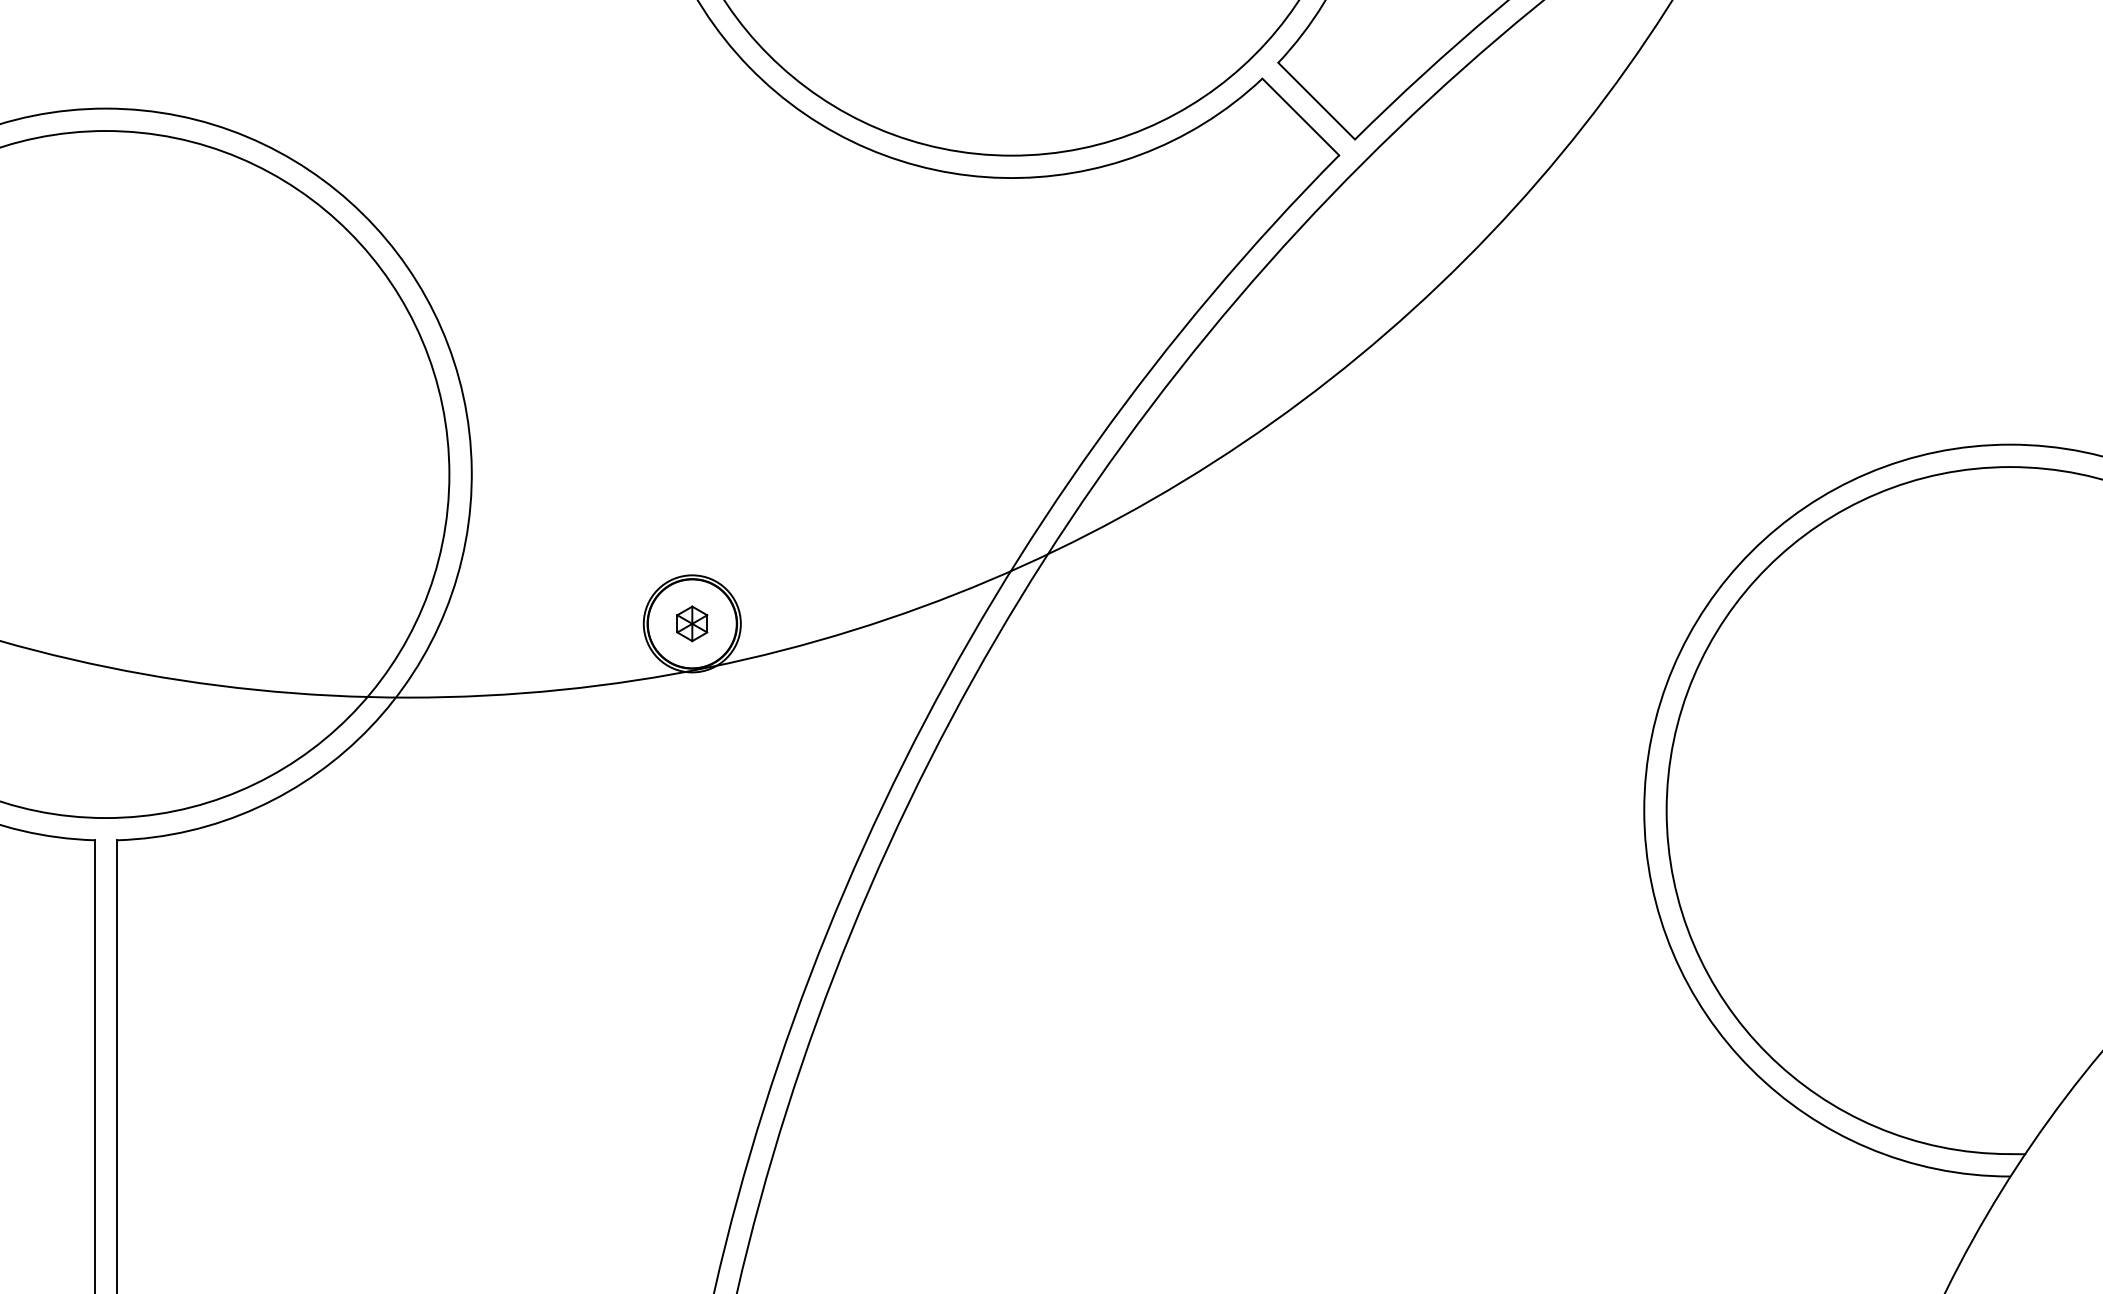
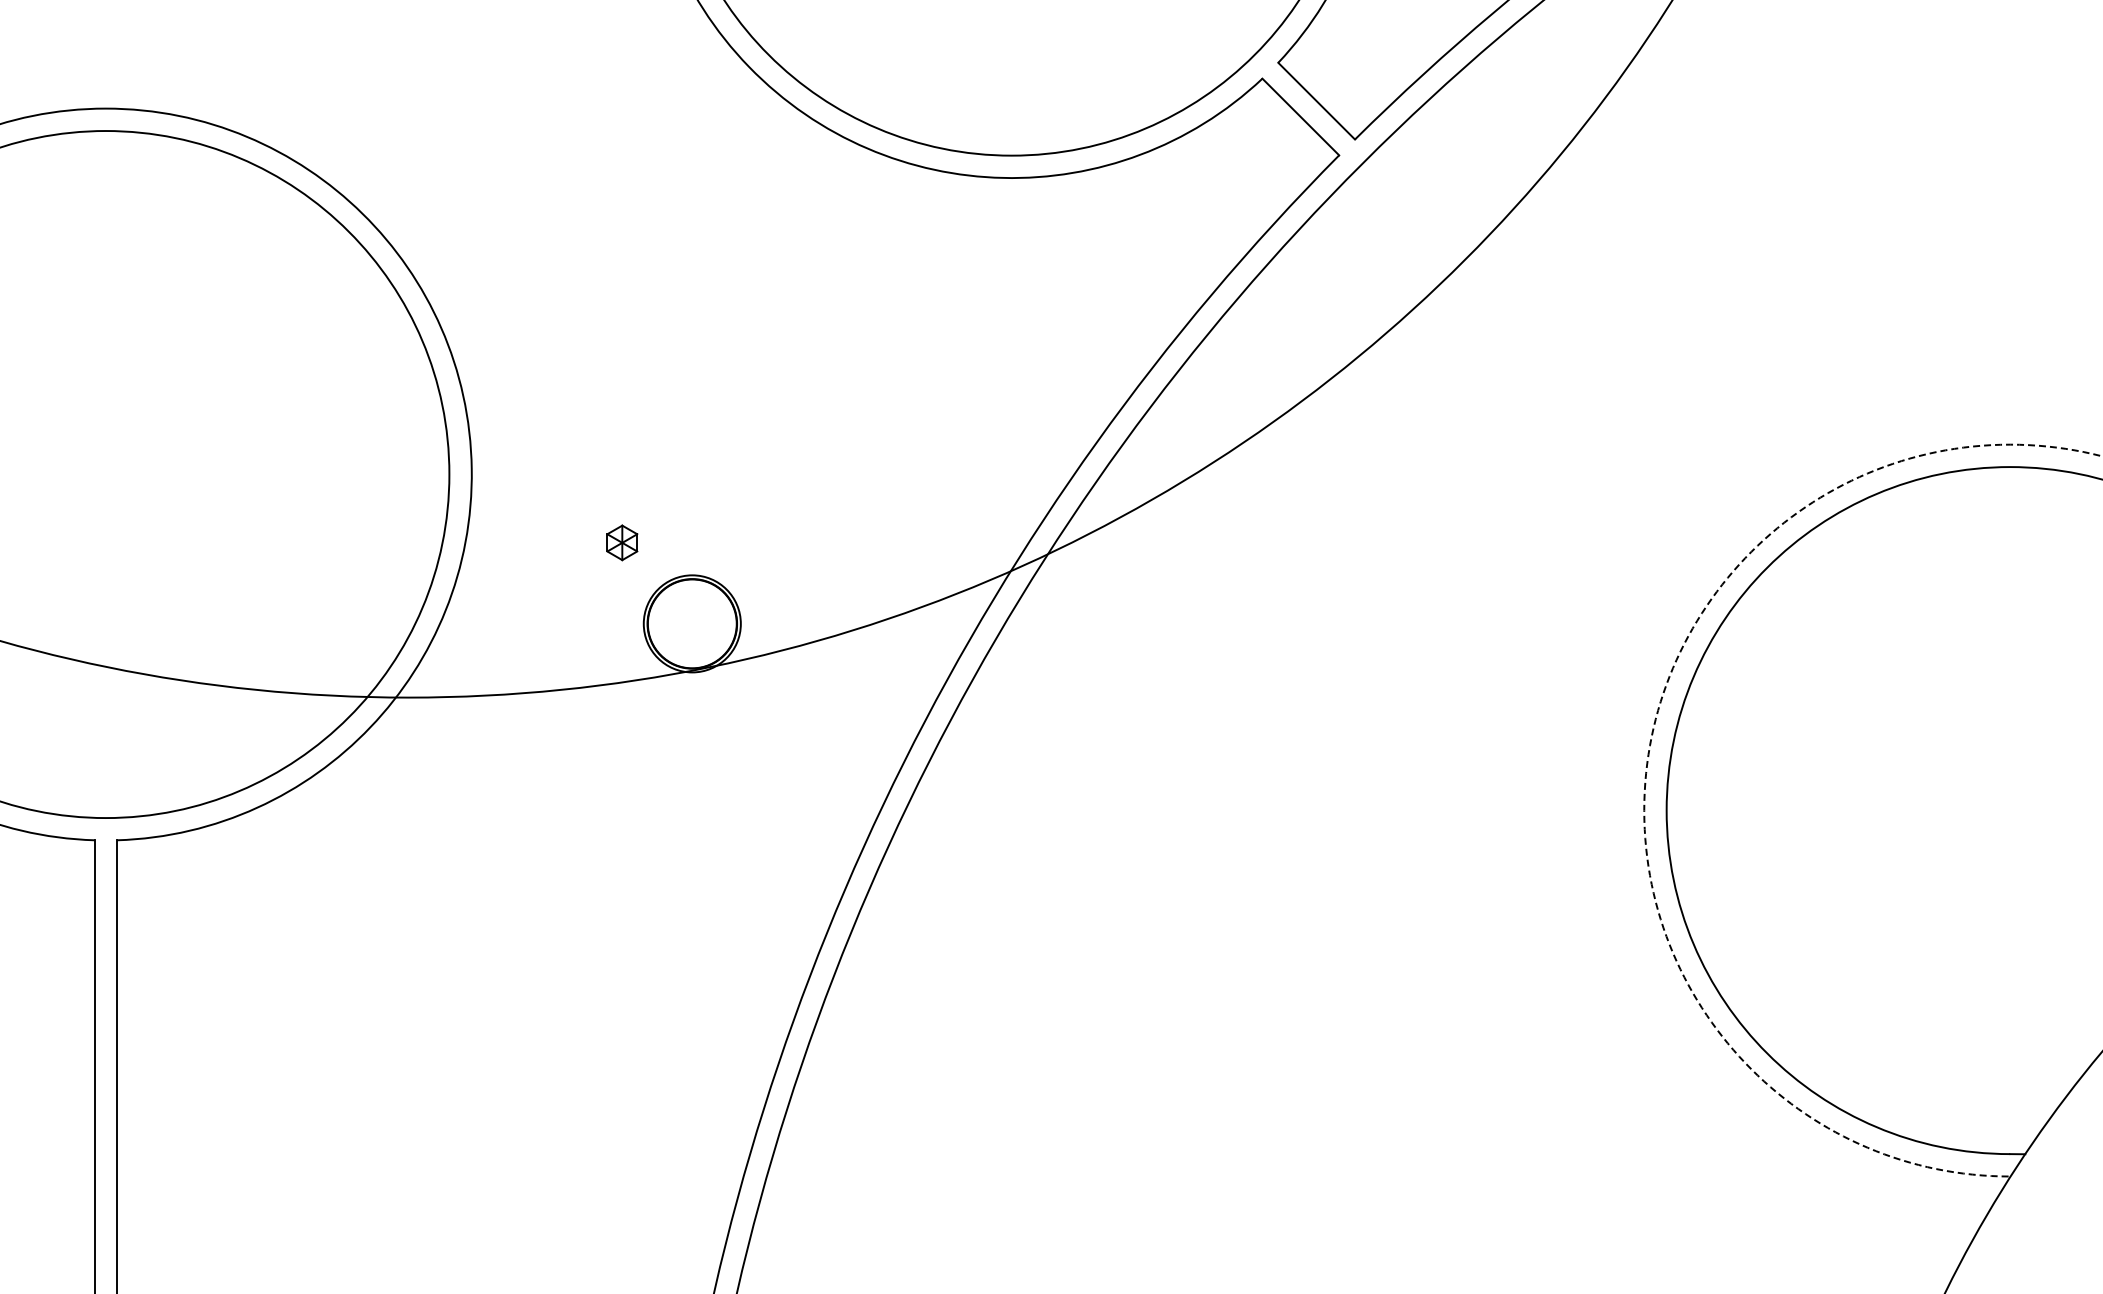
part position: (692, 623) -> (622, 542) (622, 542)
arc: solid -> dashed (1647, 763)
